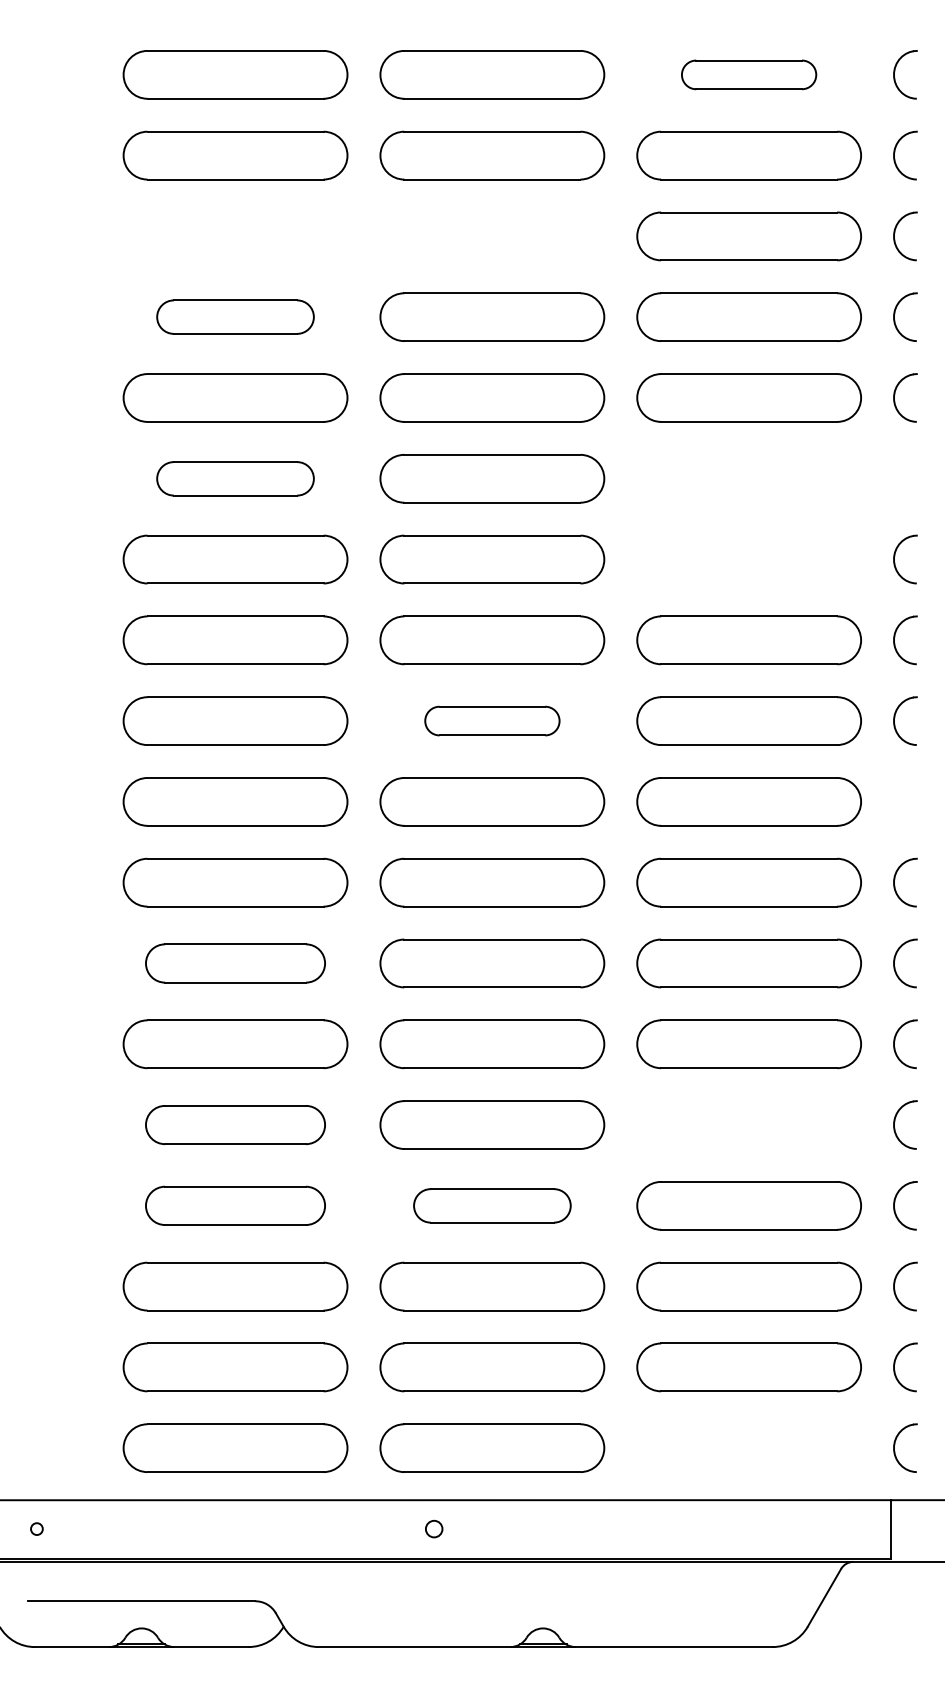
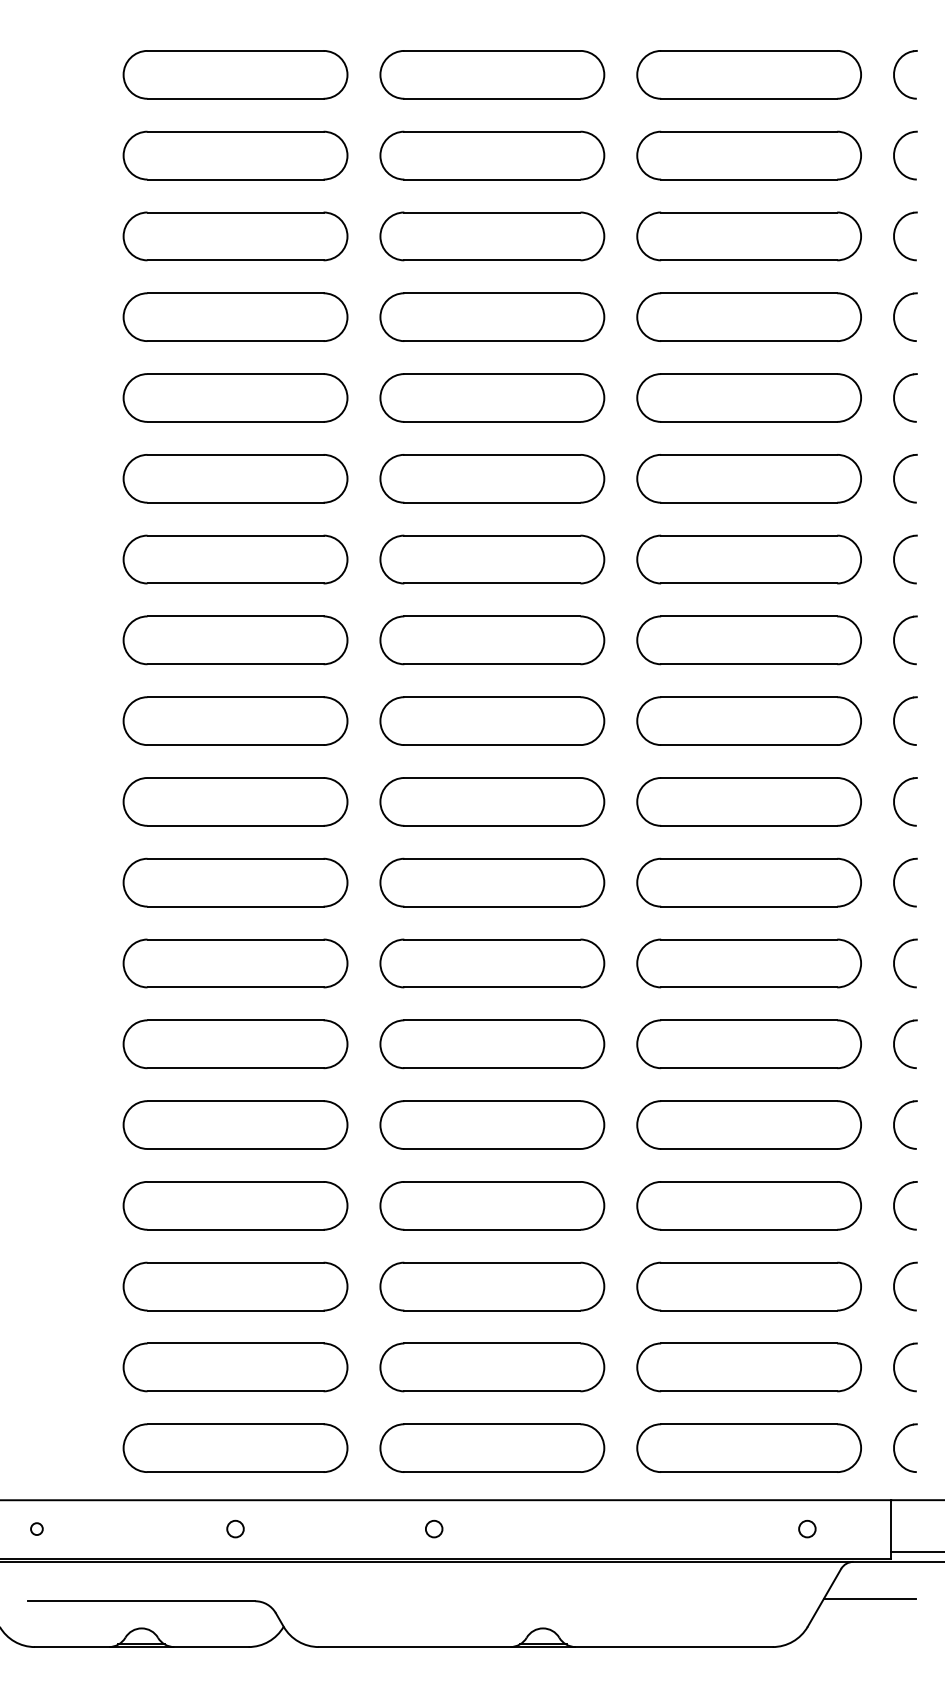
part size: 137x32 px -> 226x50 px (748, 74)
part: none -> present (235, 236)
part: none -> present (492, 236)
part size: 159x36 px -> 227x50 px (235, 316)
part: none -> present (895, 475)
part size: 159x36 px -> 227x50 px (235, 478)
part: none -> present (748, 478)
part: none -> present (748, 559)
part size: 137x32 px -> 227x50 px (492, 720)
part: none -> present (895, 798)
part size: 181x41 px -> 227x51 px (235, 963)
part: none -> present (748, 1124)
part size: 181x41 px -> 227x50 px (235, 1124)
part size: 181x41 px -> 227x50 px (235, 1205)
part size: 159x36 px -> 227x50 px (492, 1205)
part: none -> present (748, 1447)
circle: none -> present (235, 1528)
circle: none -> present (807, 1528)
line: none -> present (916, 1552)
line: none -> present (869, 1598)
